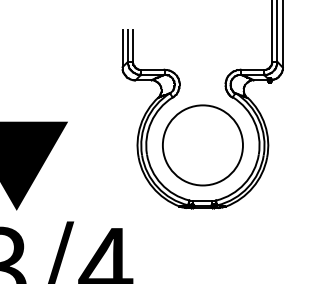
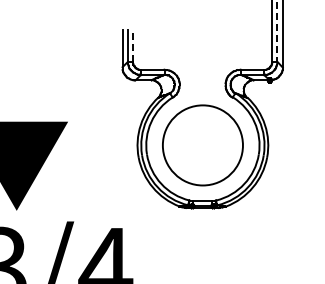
line: solid -> dashed (277, 32)
line: solid -> dashed (132, 46)
